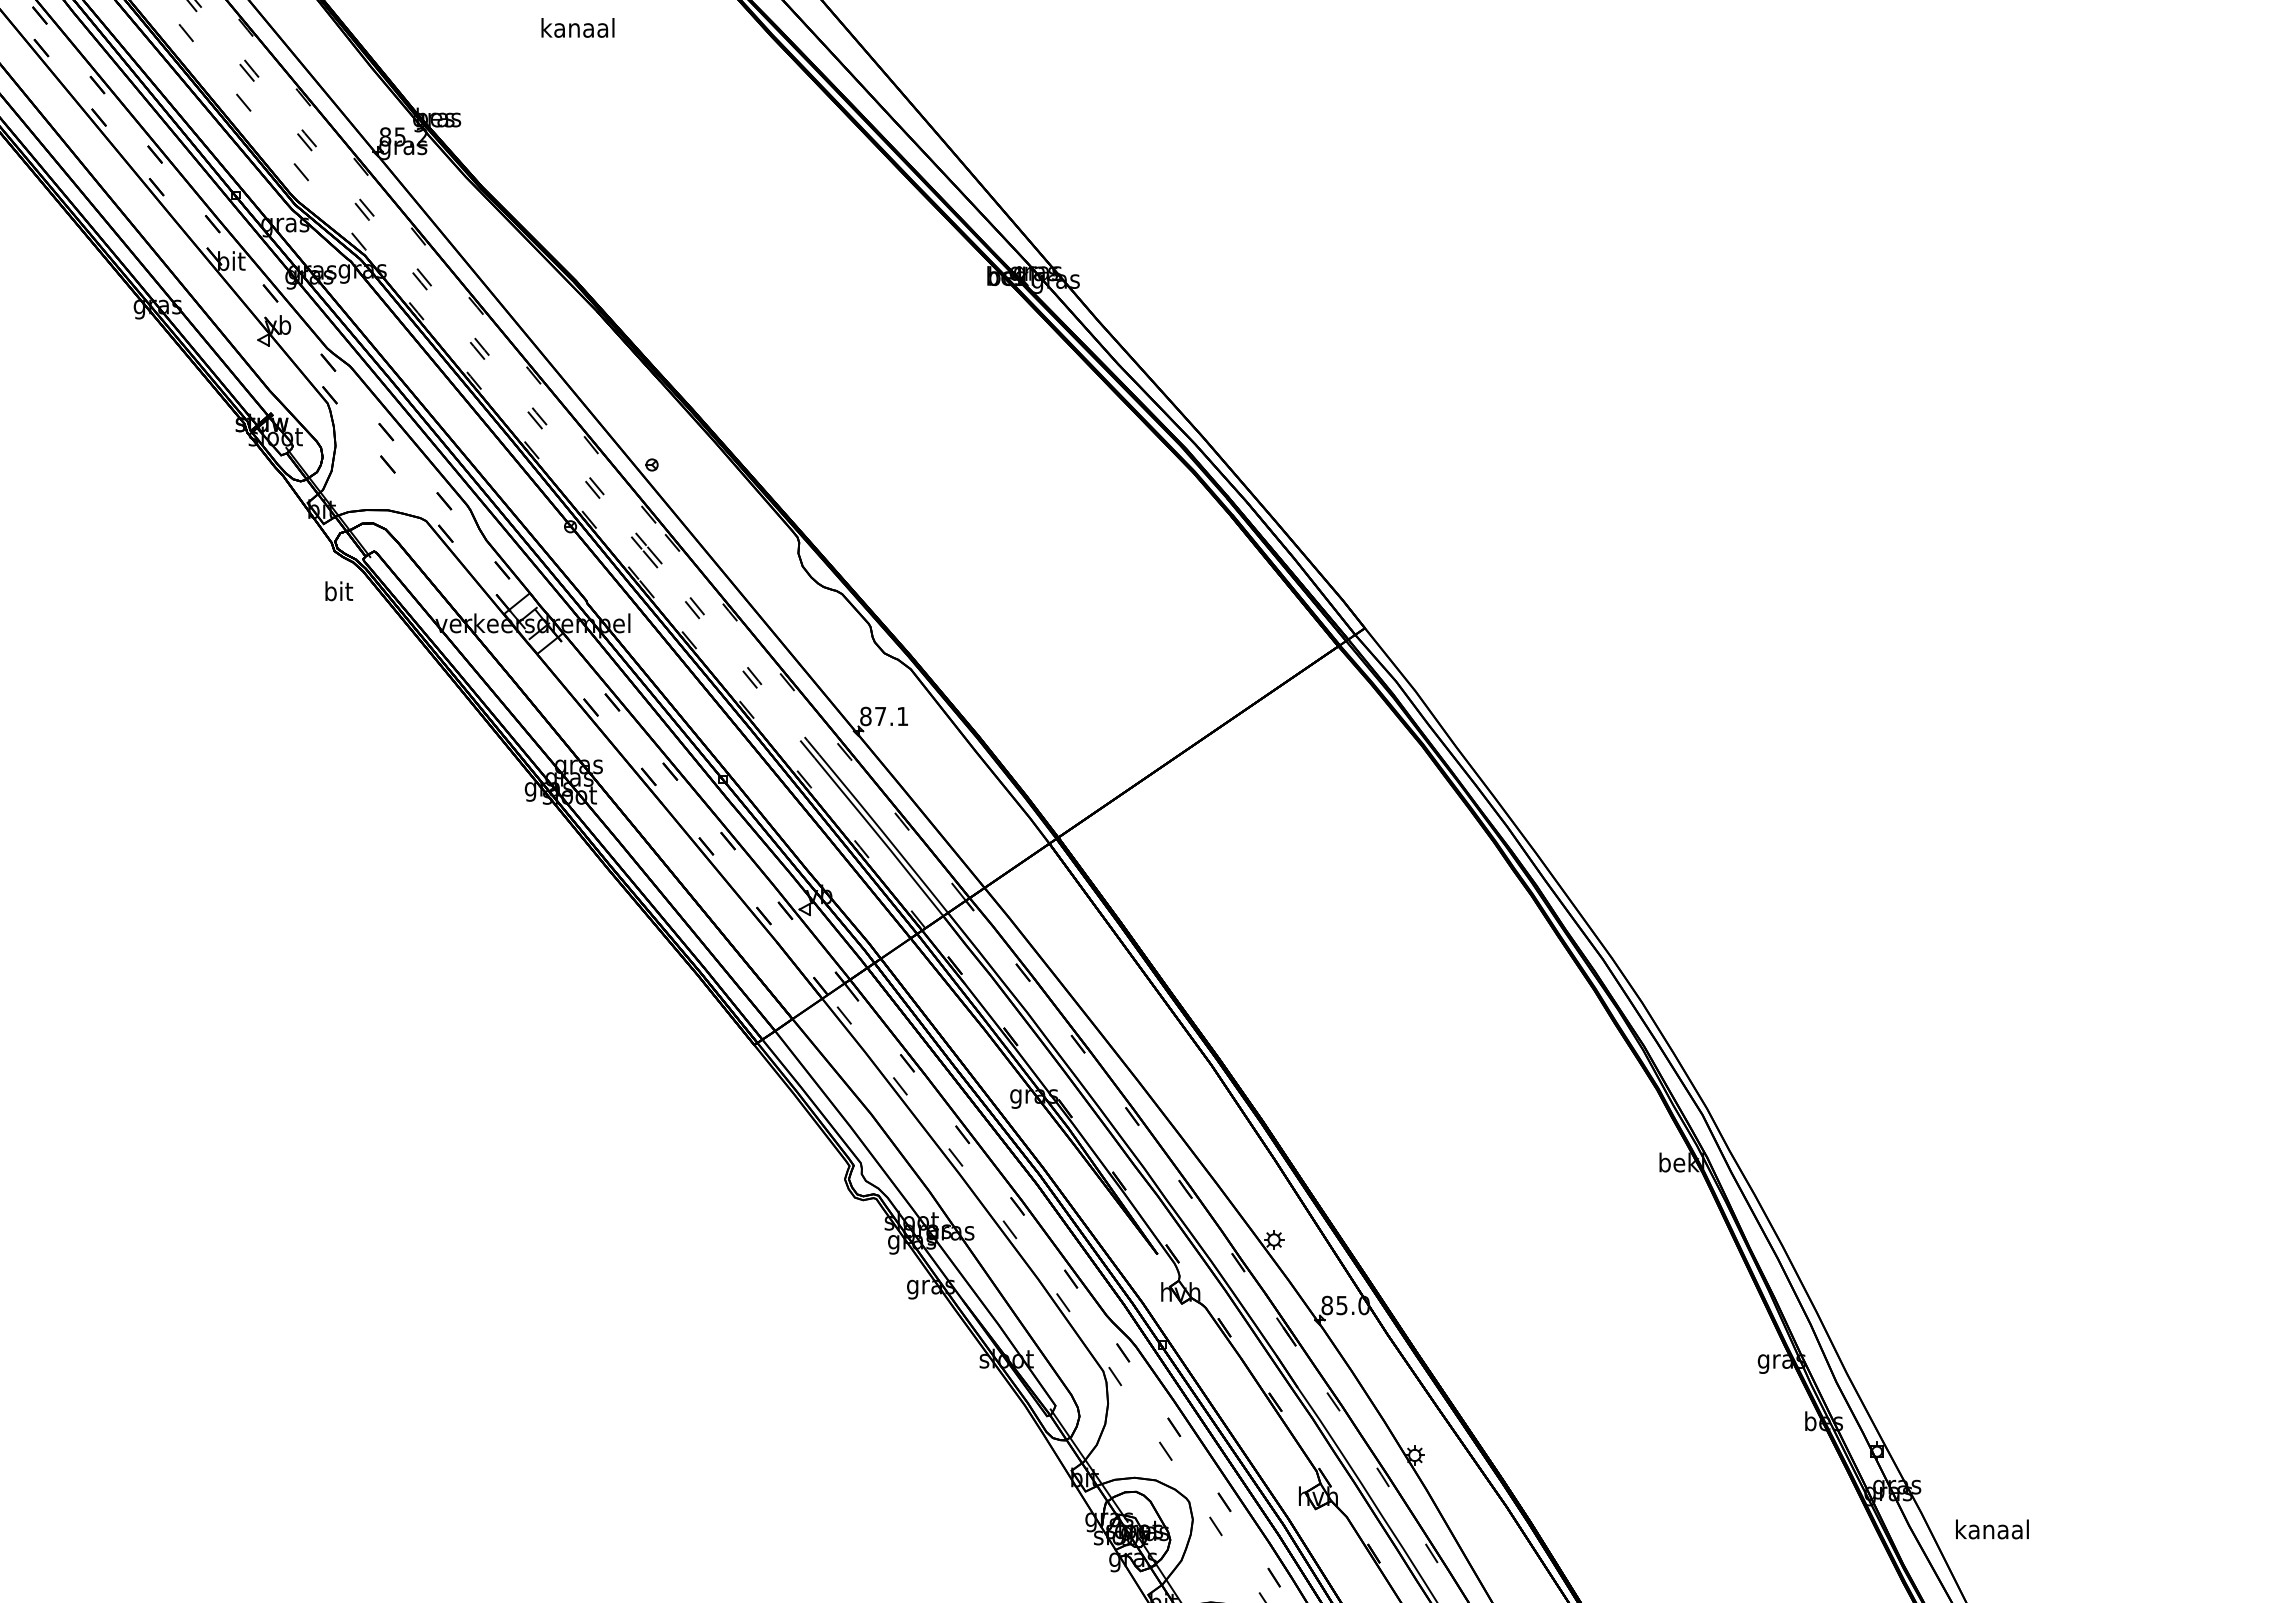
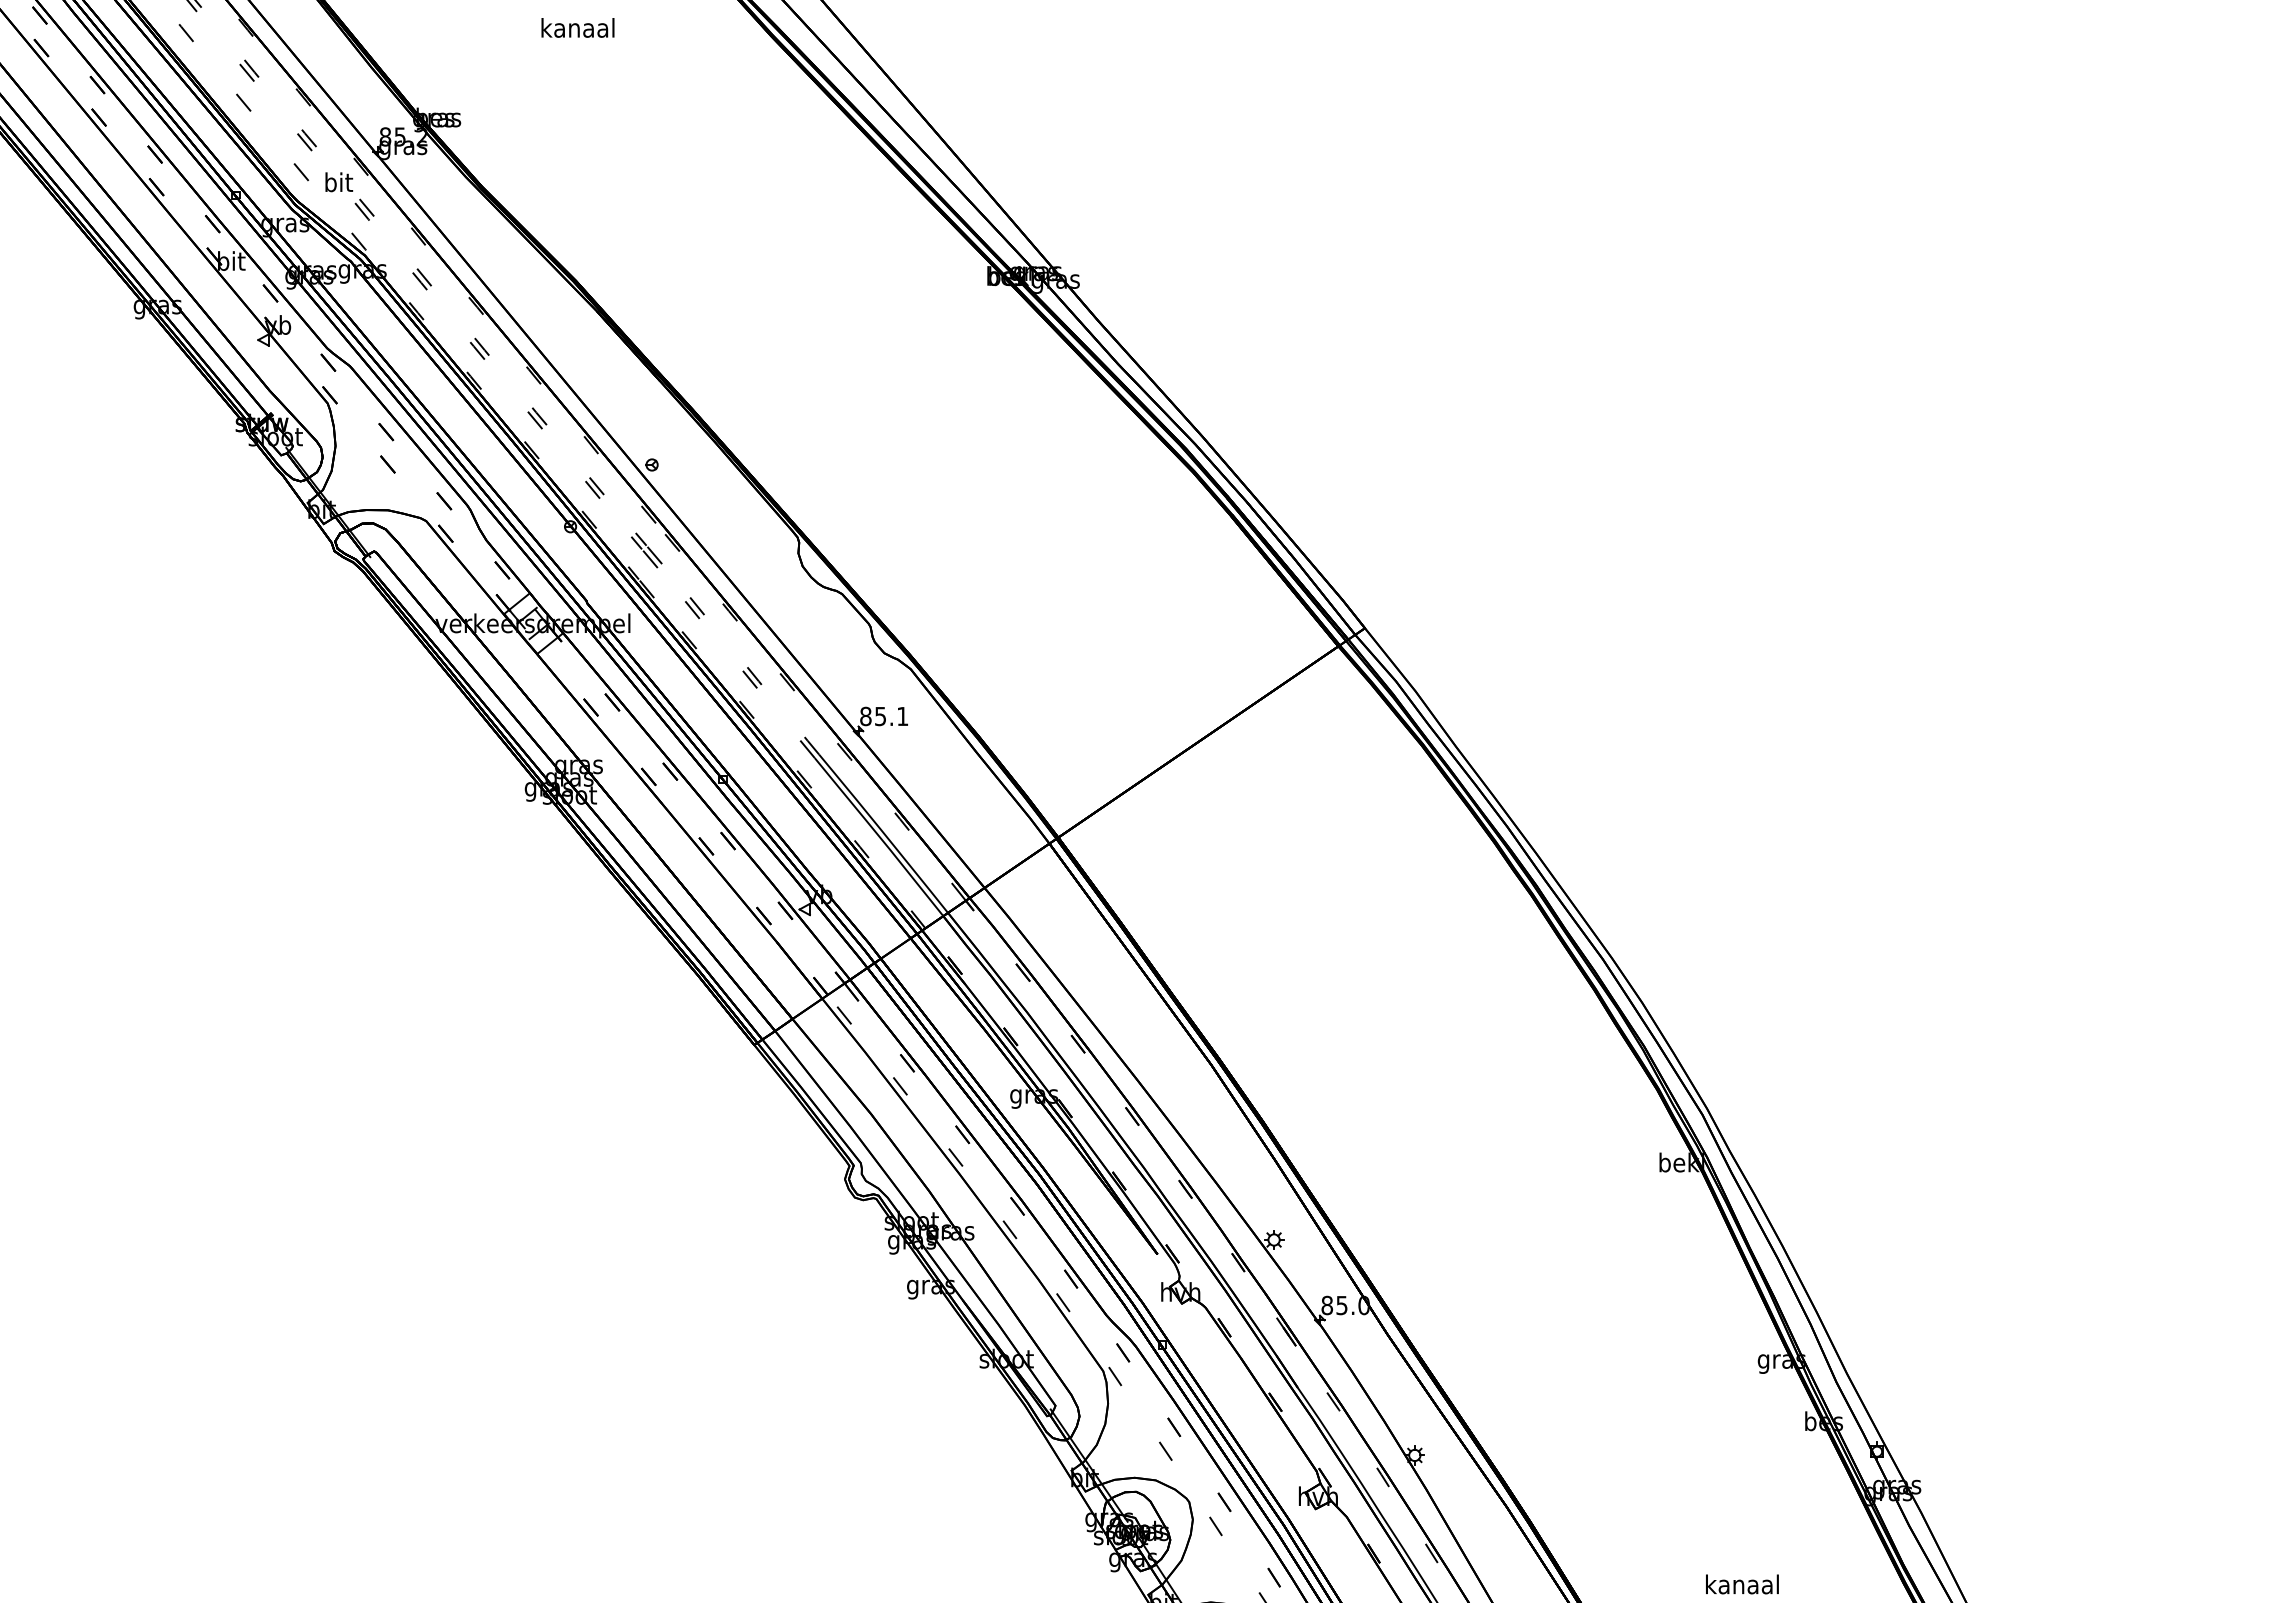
text position: (339, 591) -> (339, 182) (339, 182)
text: 87.1 -> 85.1 (880, 716)
text position: (1992, 1529) -> (1742, 1584) (1742, 1584)
